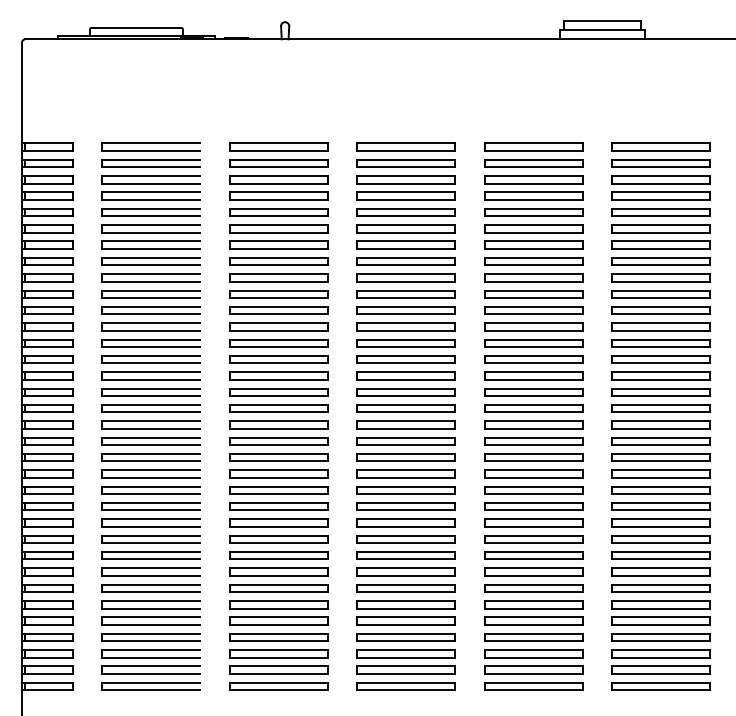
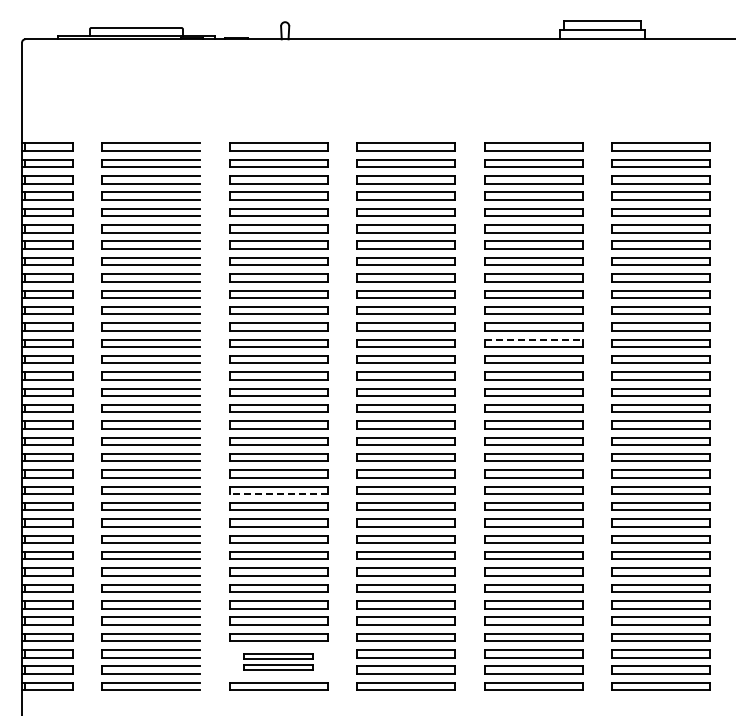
line: solid -> dashed (534, 339)
line: solid -> dashed (278, 494)
part size: 100x26 px -> 71x18 px (278, 661)
